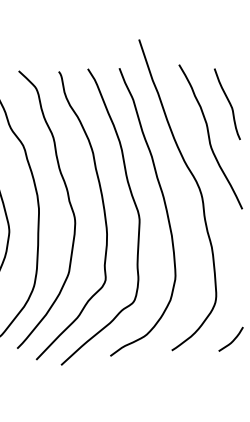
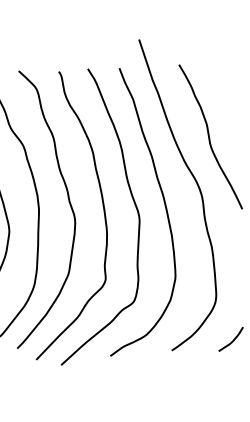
curve: present -> none (229, 104)
